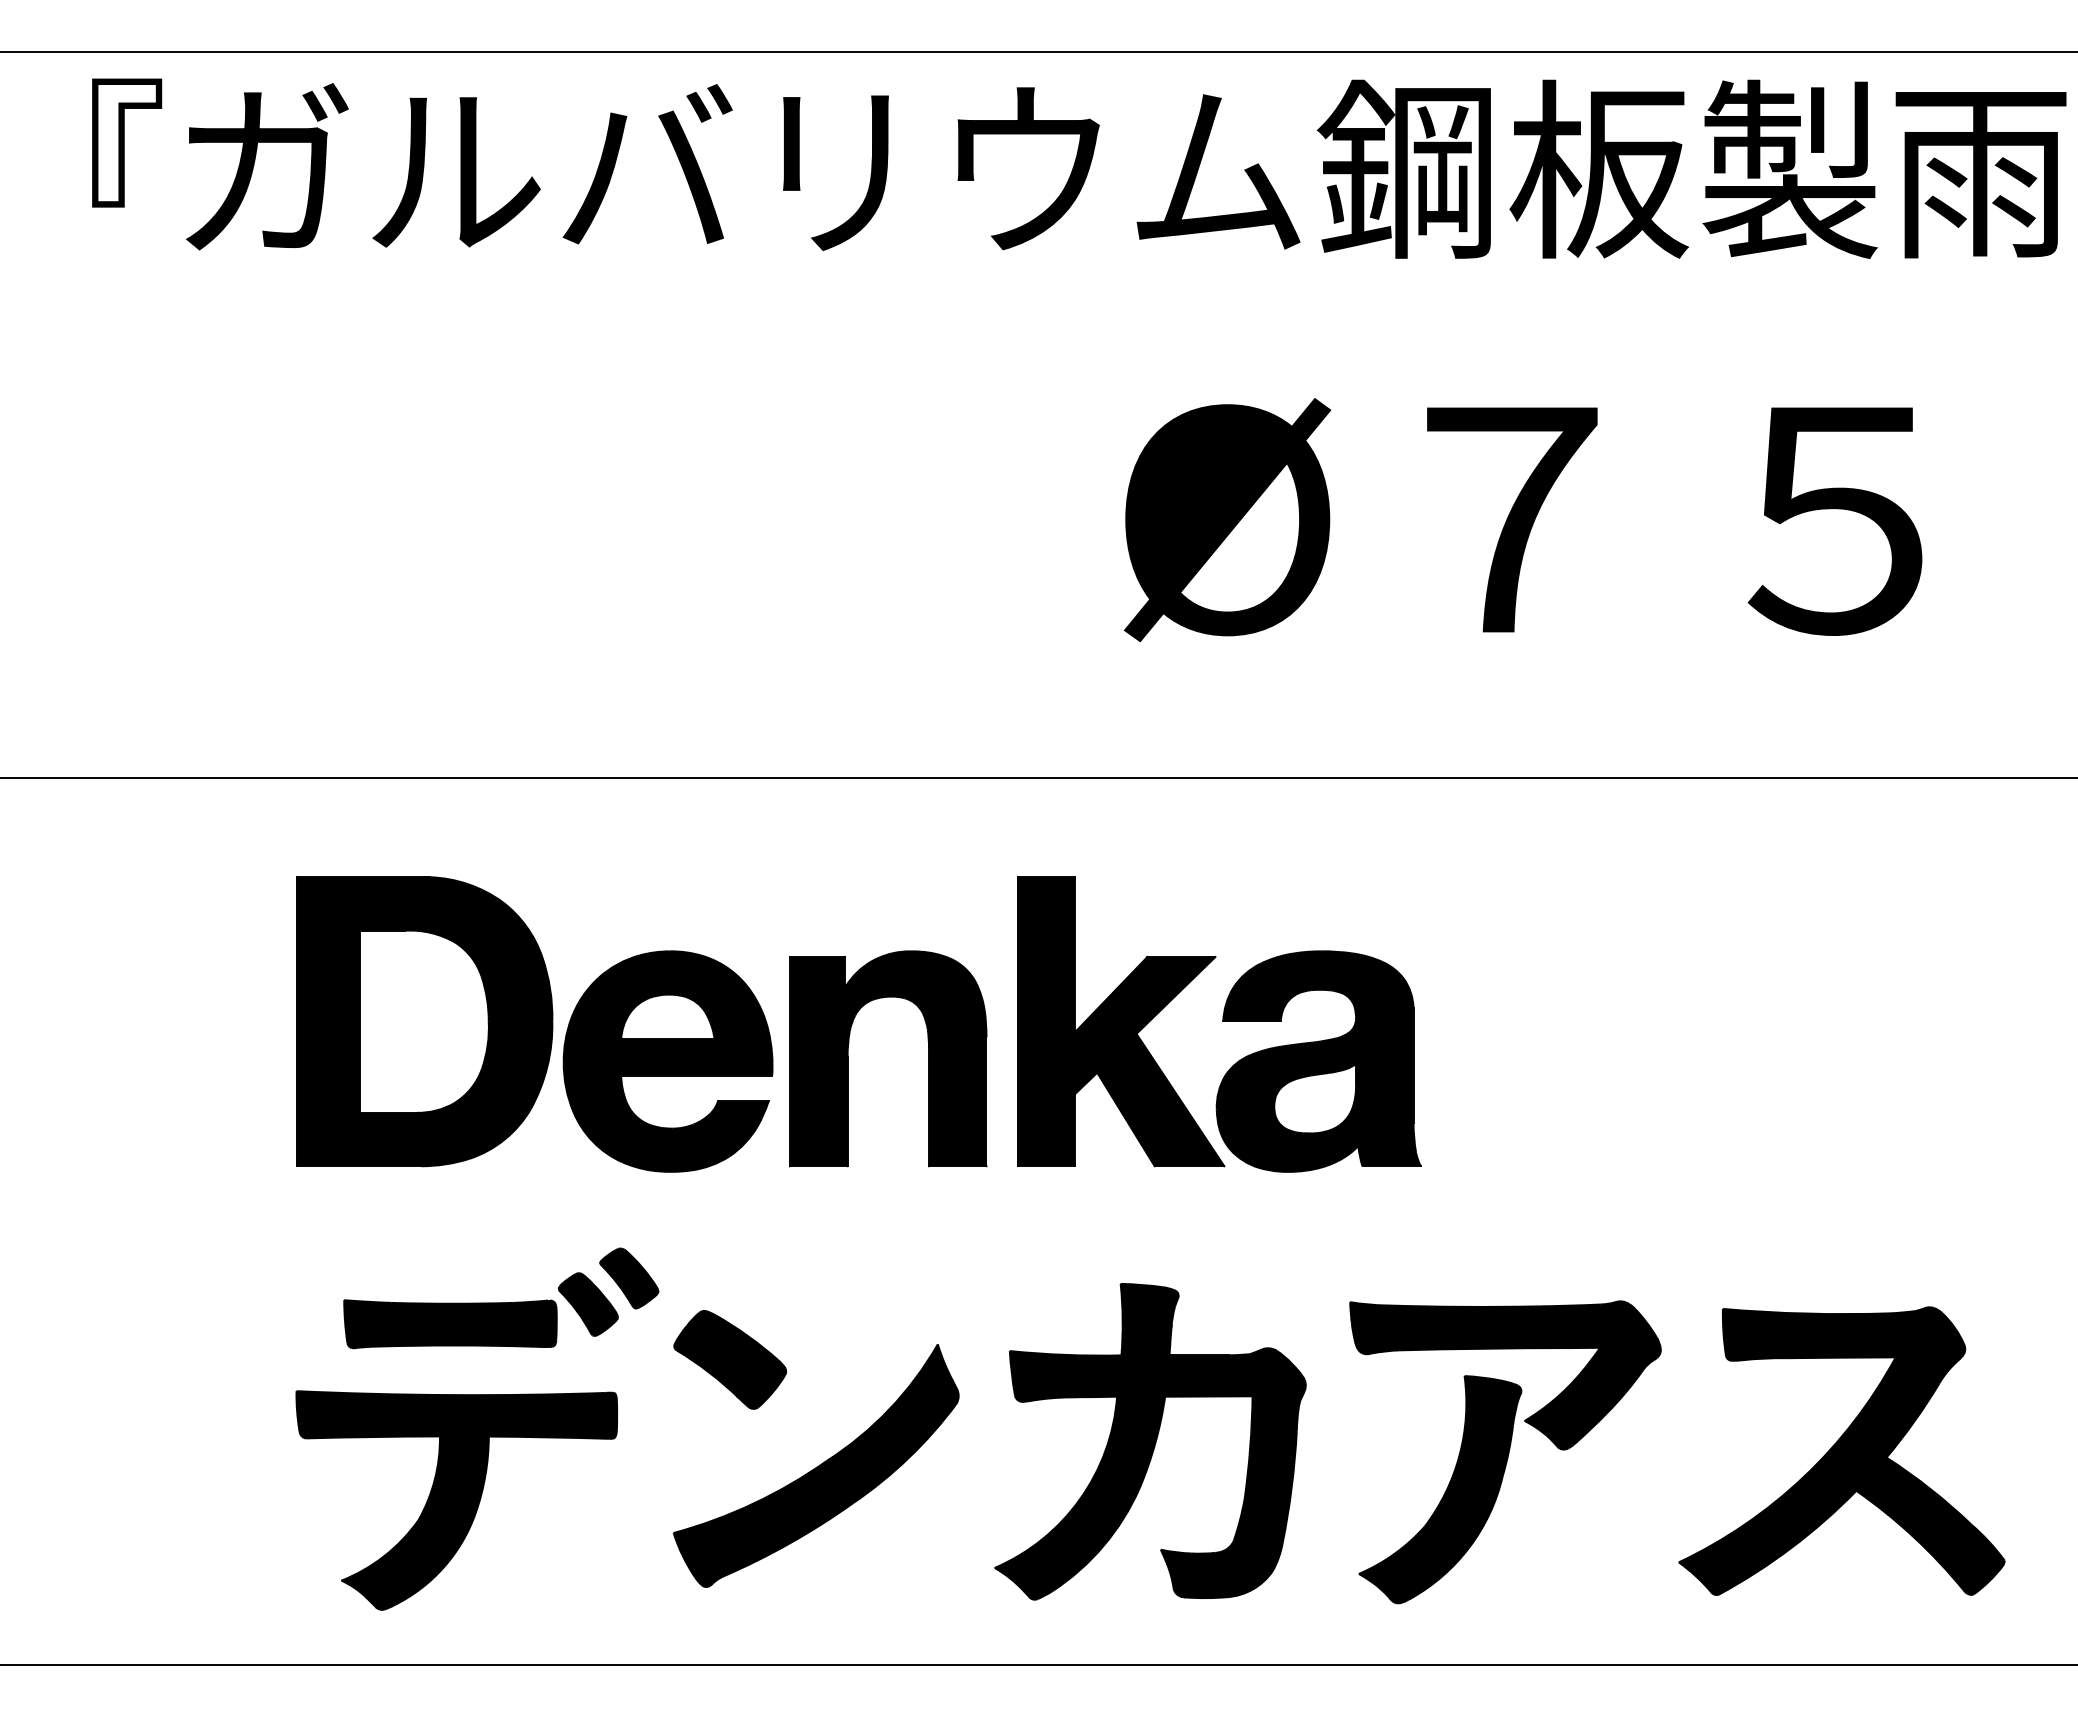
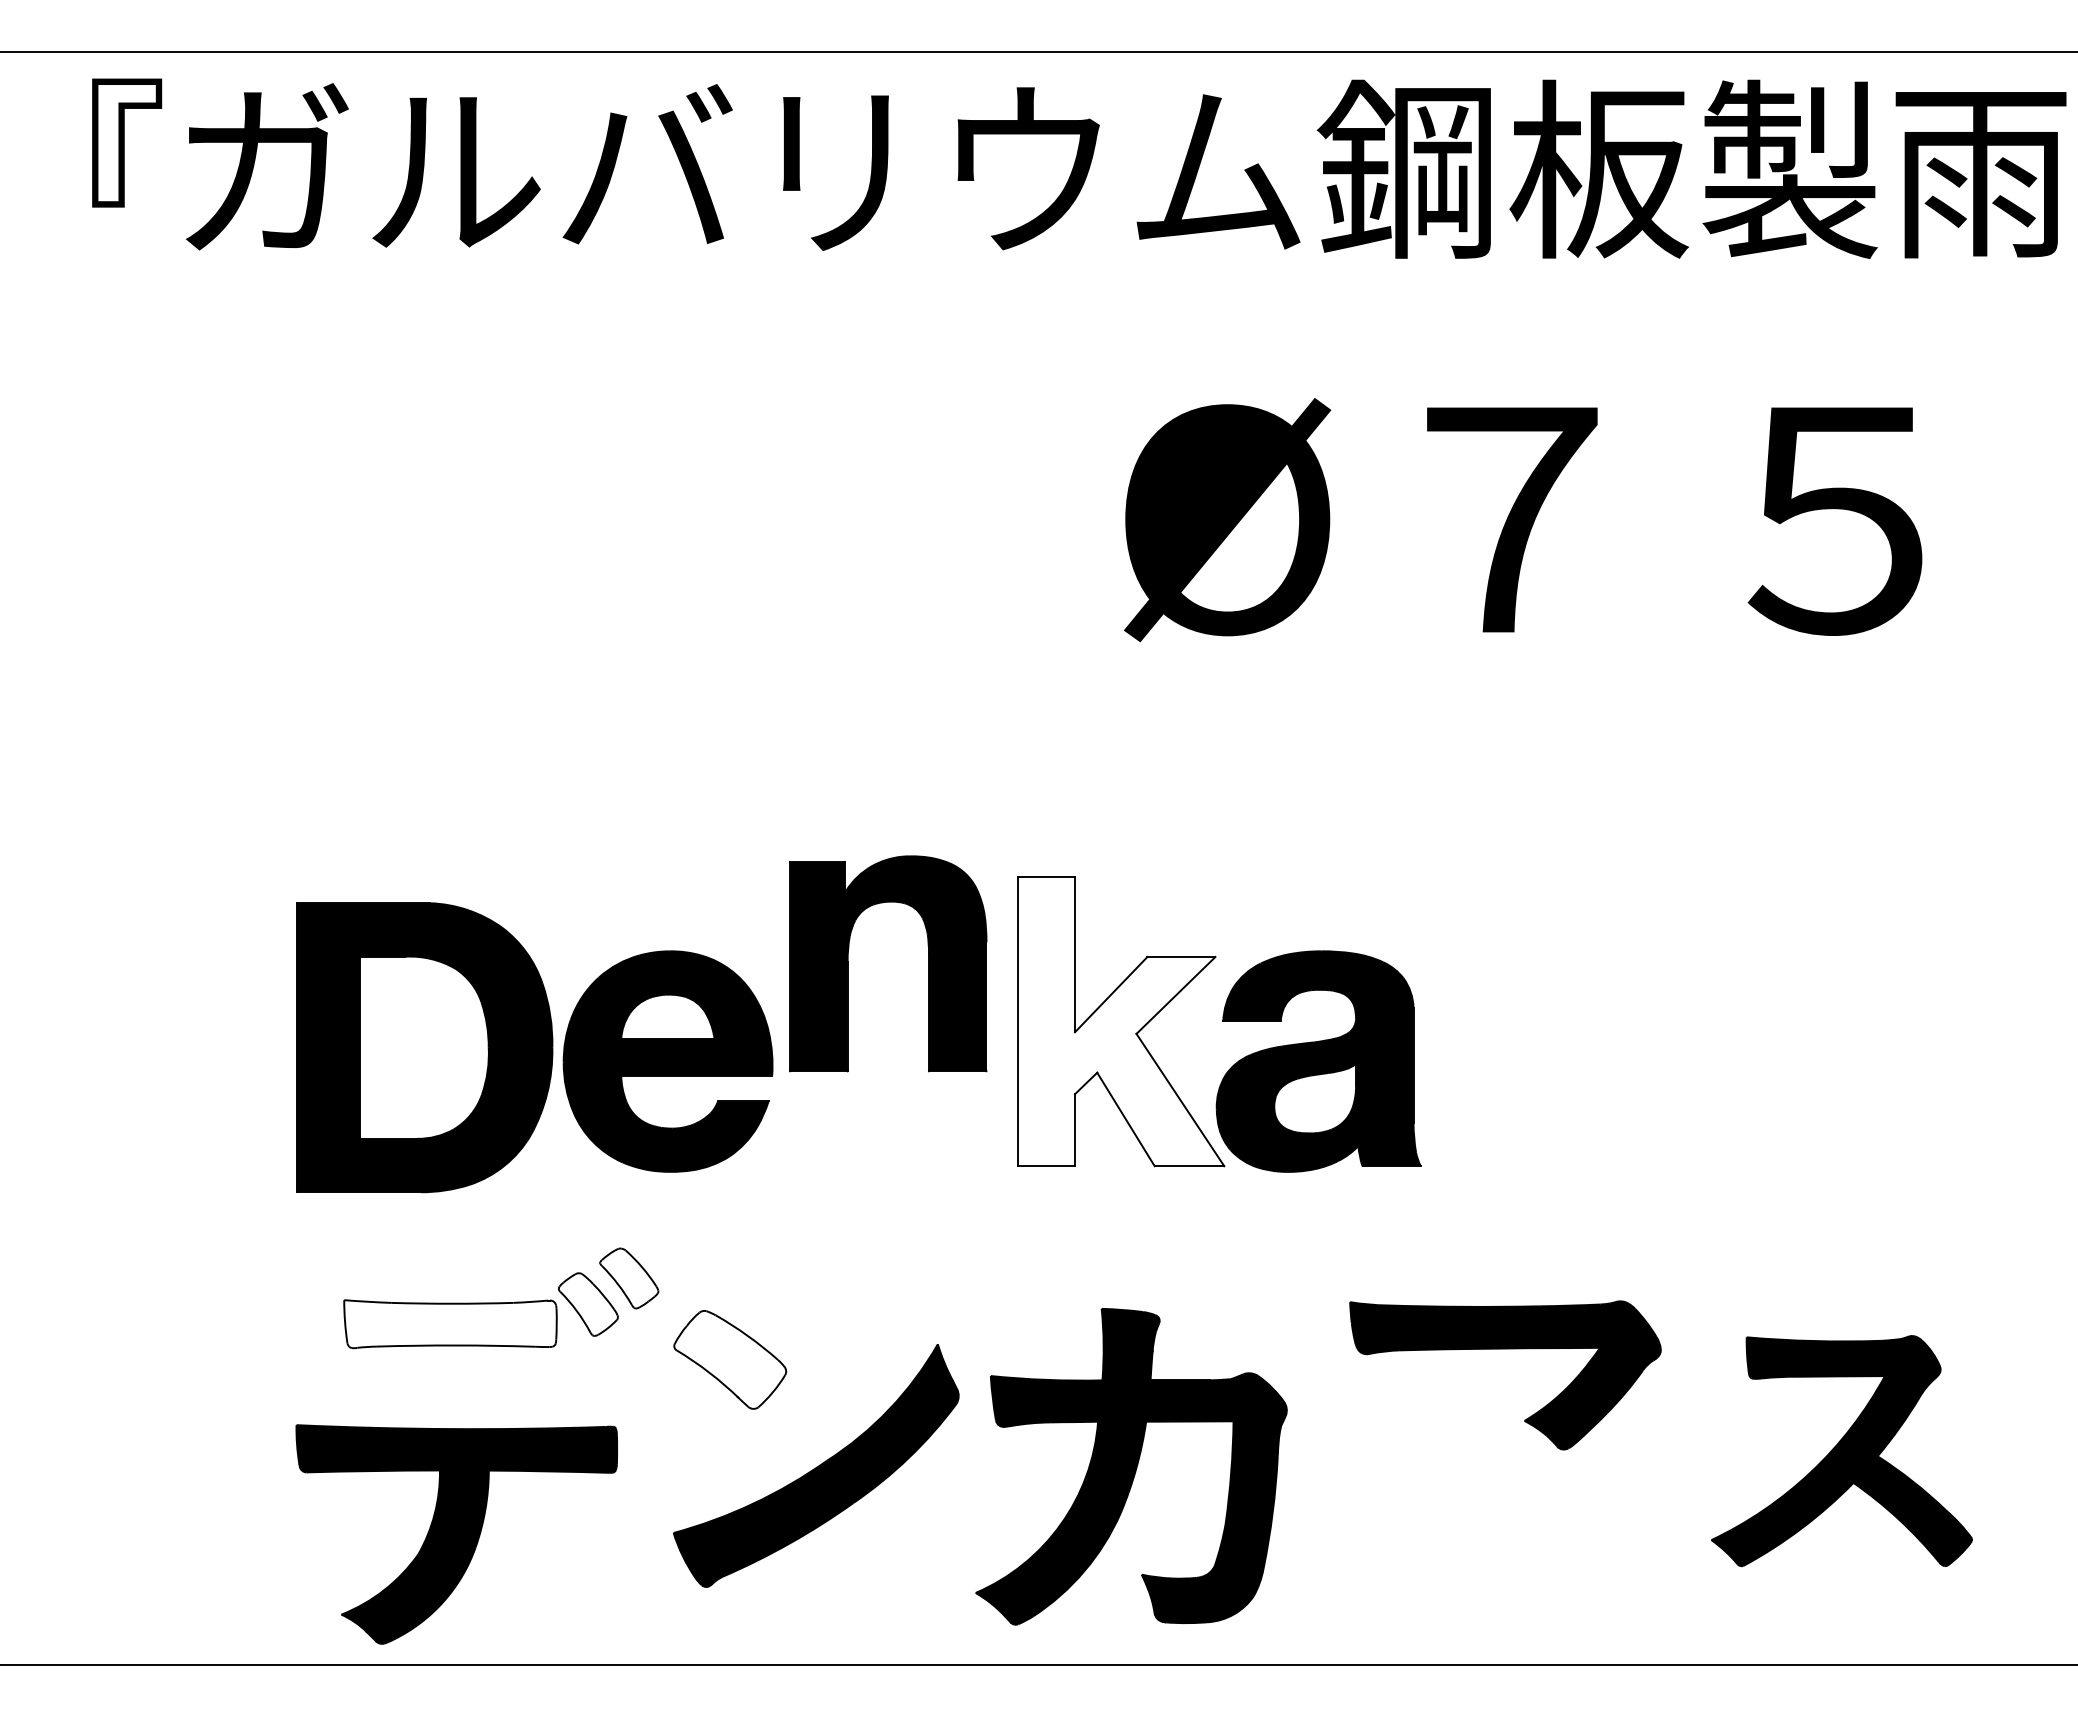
line: present -> none (1038, 777)
part position: (424, 1021) -> (424, 1047) (424, 1047)
fill: present -> none (1120, 1021)
part position: (848, 1058) -> (848, 963) (848, 963)
fill: present -> none (629, 1278)
fill: present -> none (587, 1304)
fill: present -> none (450, 1324)
fill: present -> none (730, 1359)
part position: (1150, 1441) -> (1131, 1466) (1131, 1466)
part size: 328x290 px -> 262x233 px (1841, 1451)
part: present -> none (1440, 1489)
part position: (456, 1500) -> (456, 1534) (456, 1534)
